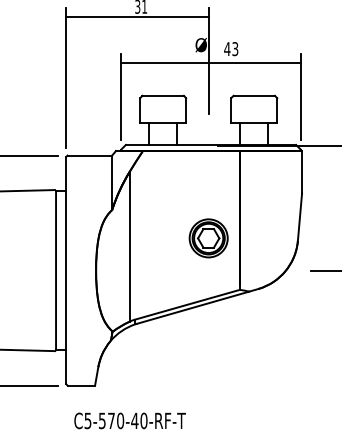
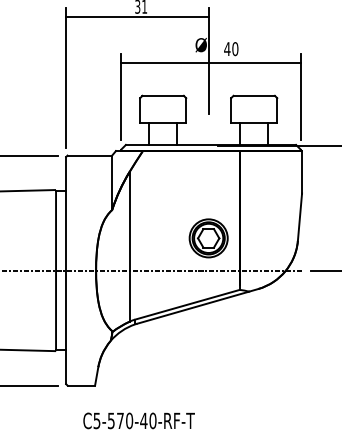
text: 43 -> 40 (235, 49)
line: none -> present (151, 270)
text position: (129, 420) -> (138, 420) (138, 420)
